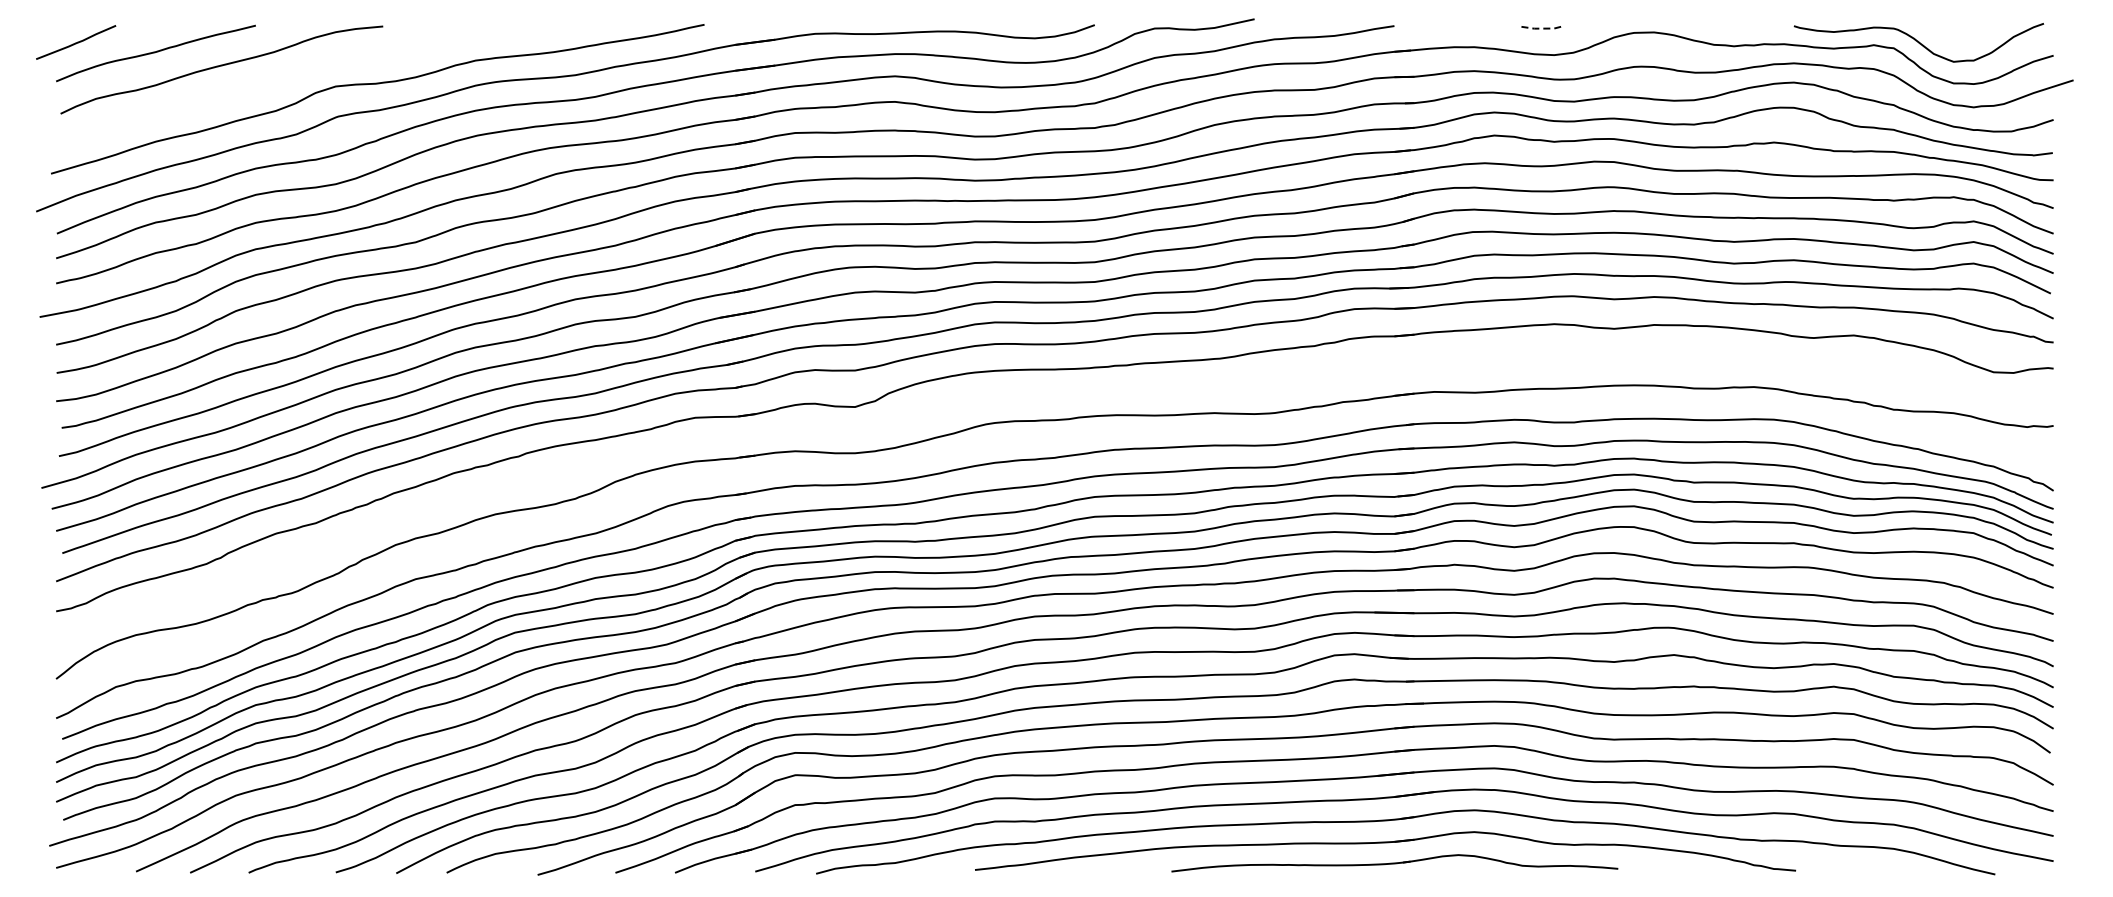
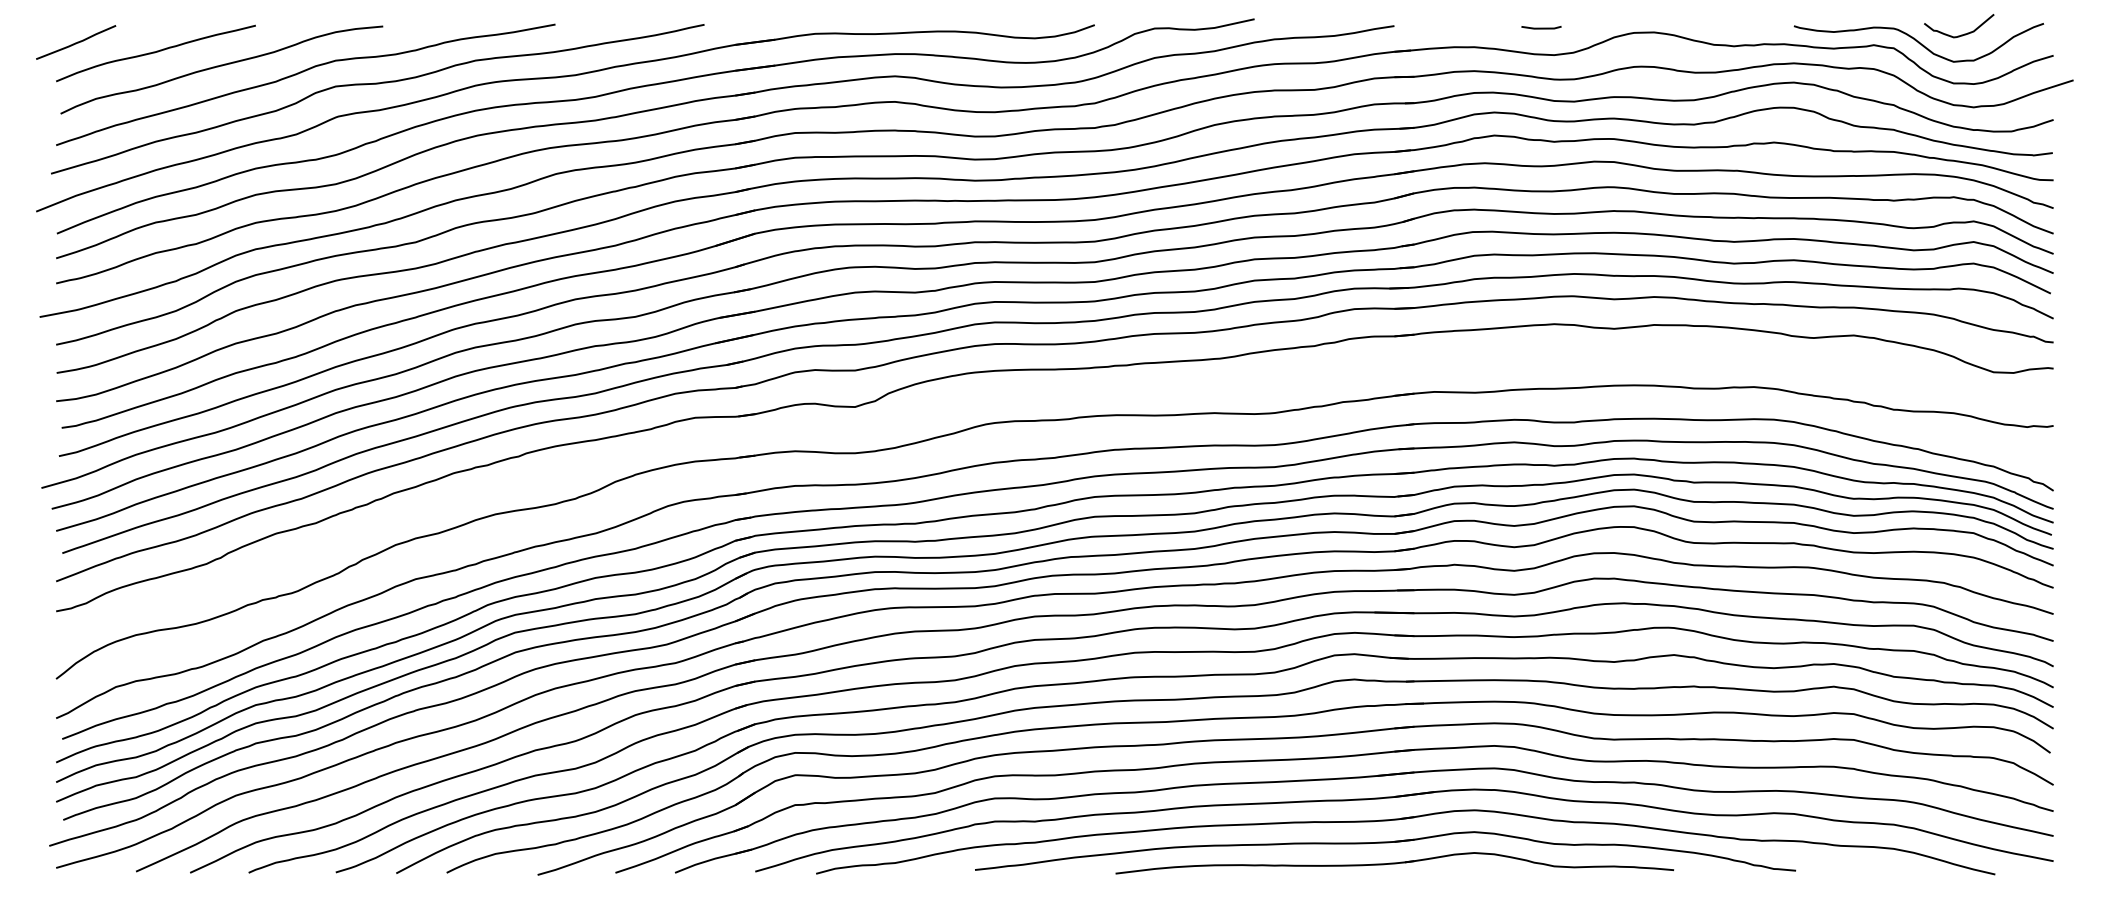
line: dashed -> solid (1542, 28)
curve: none -> present (1961, 34)
curve: none -> present (301, 73)
part size: 448x19 px -> 560x23 px (1394, 863)
